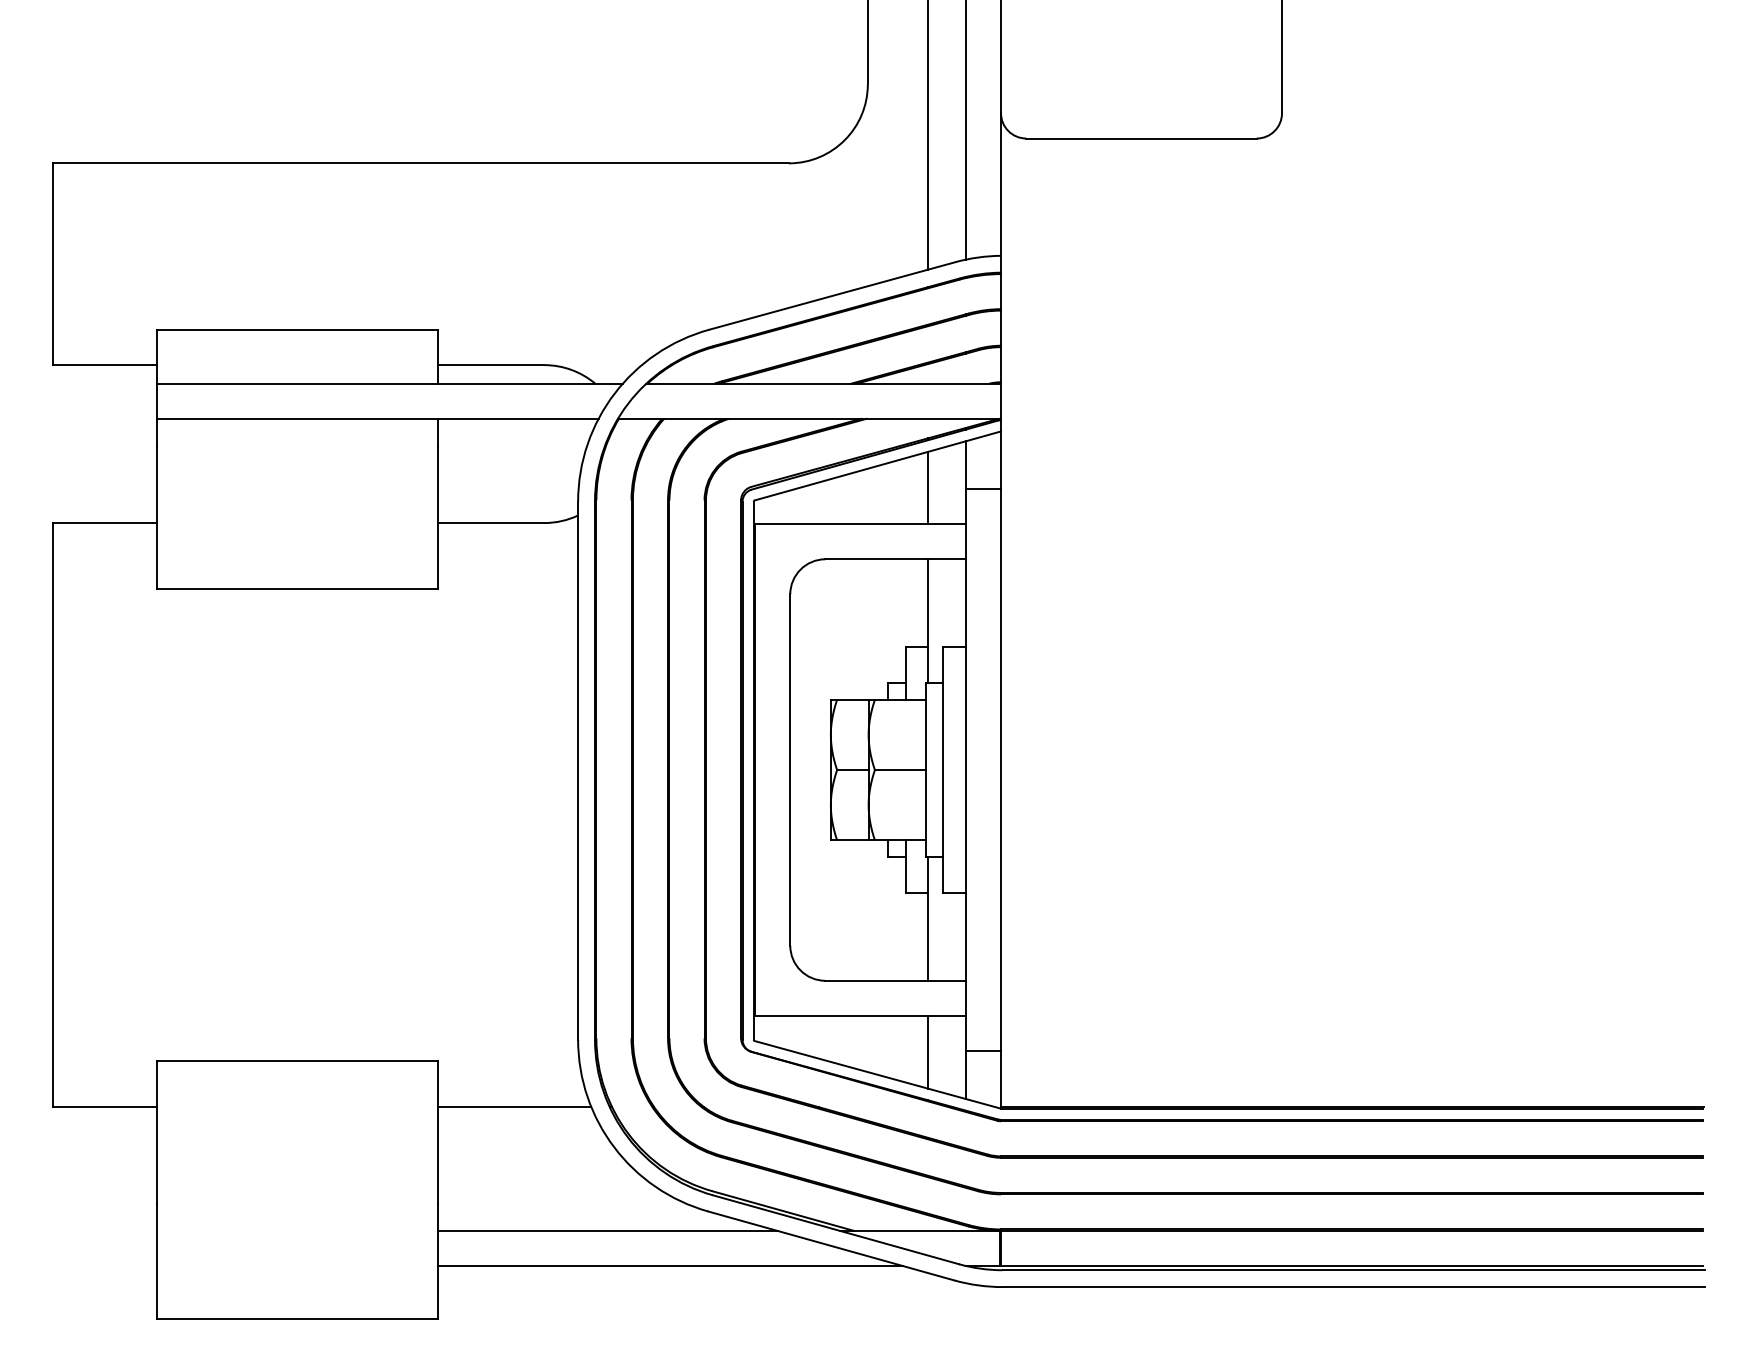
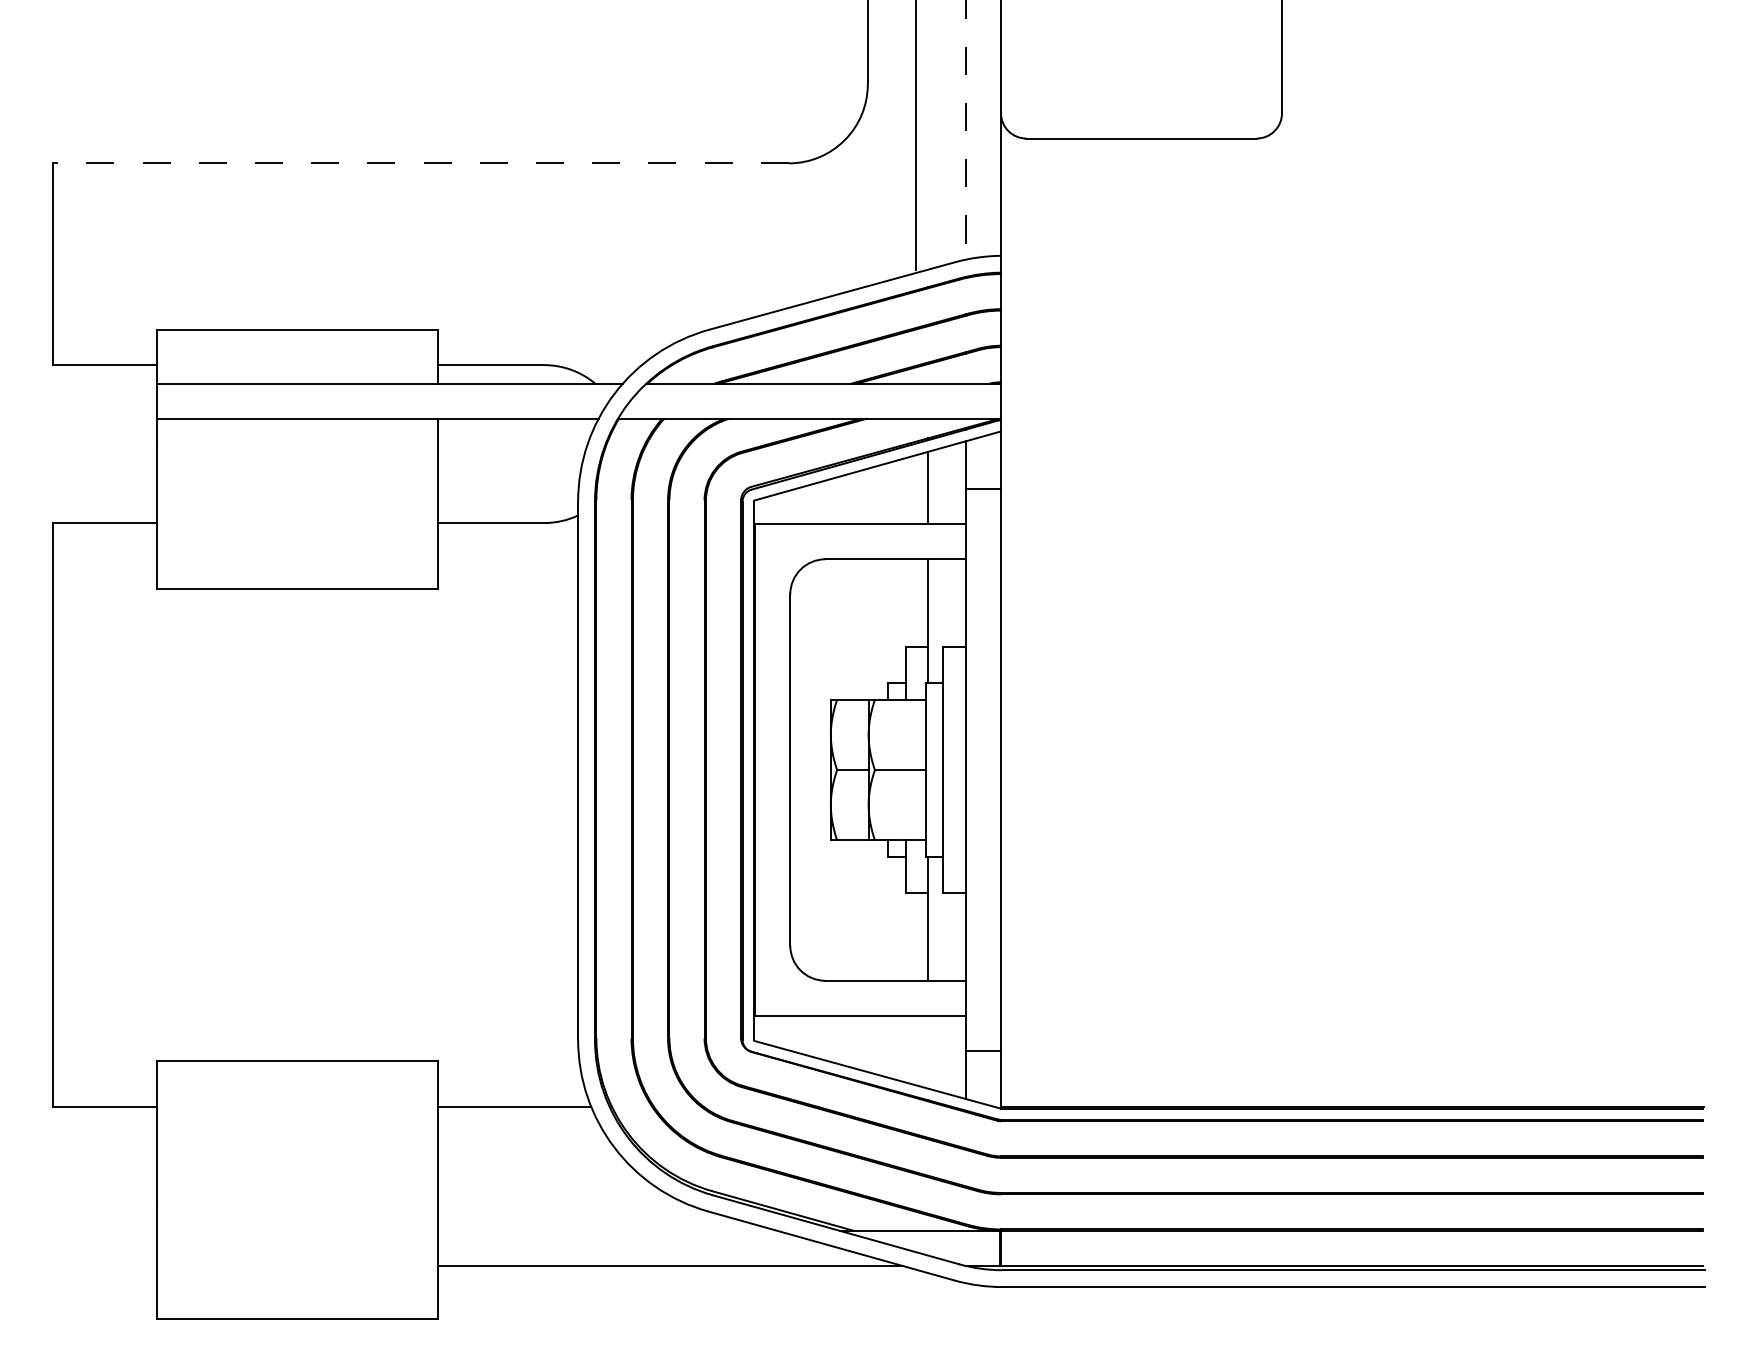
line: solid -> dashed (965, 129)
line position: (928, 135) -> (916, 135) (916, 135)
line: solid -> dashed (420, 163)
line: present -> none (928, 1051)
line: present -> none (607, 1230)
